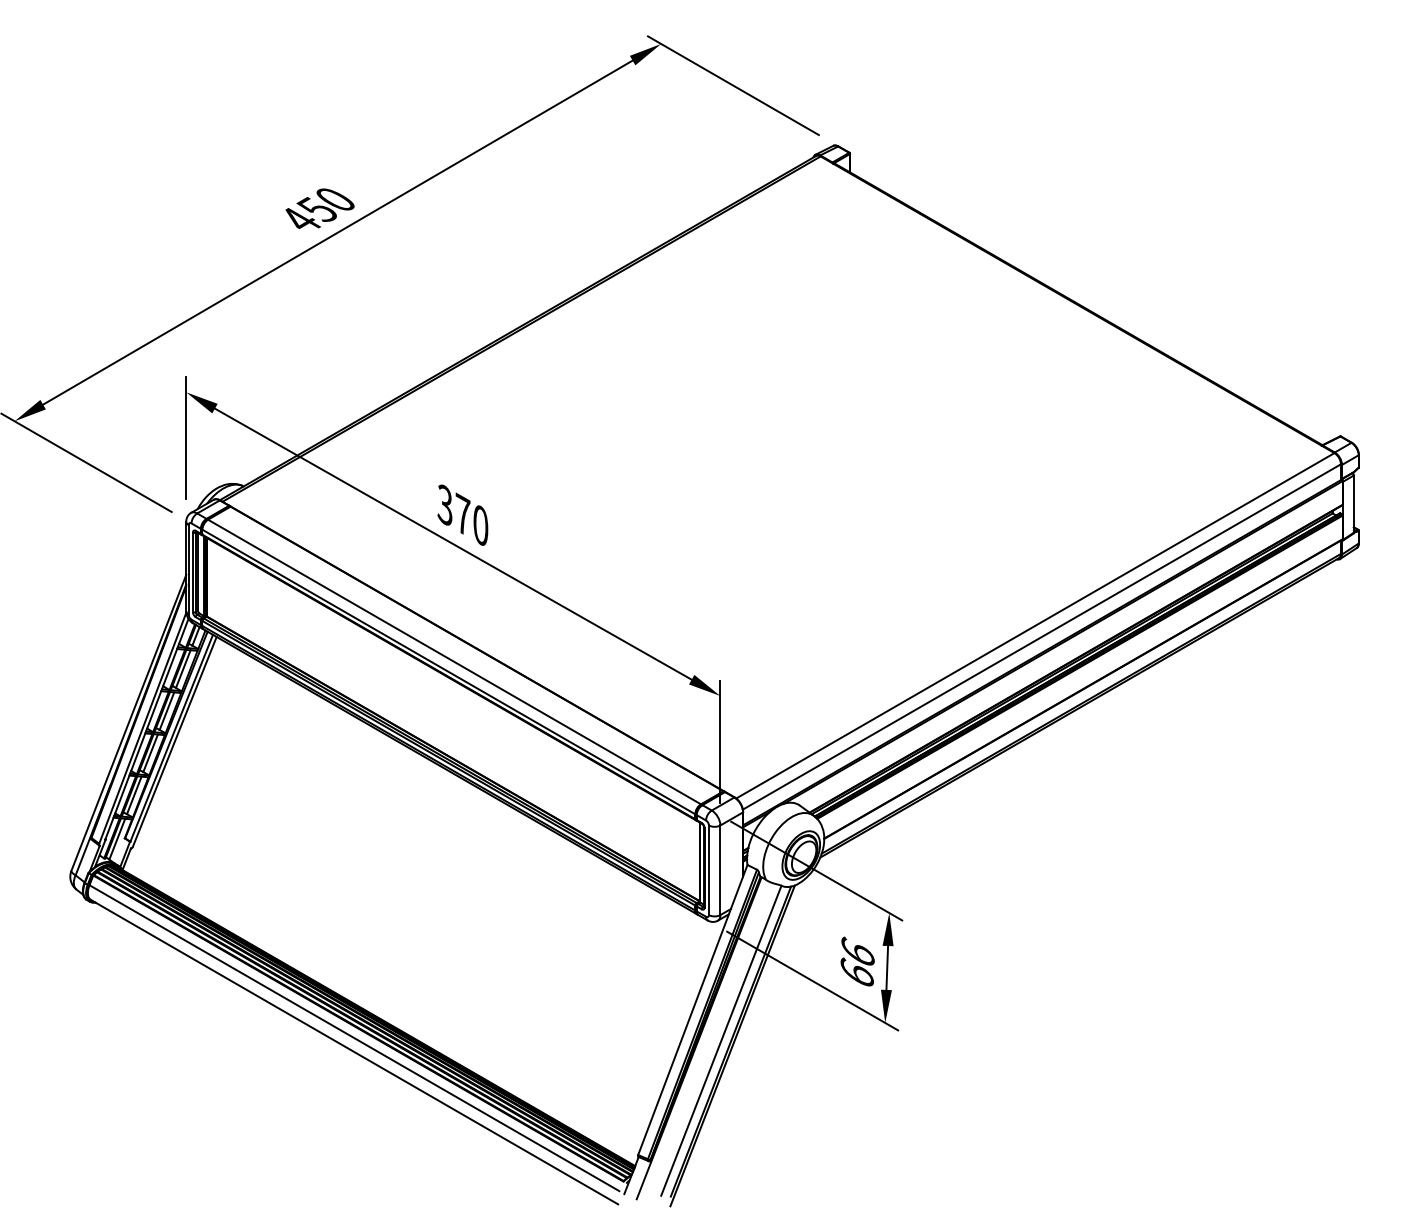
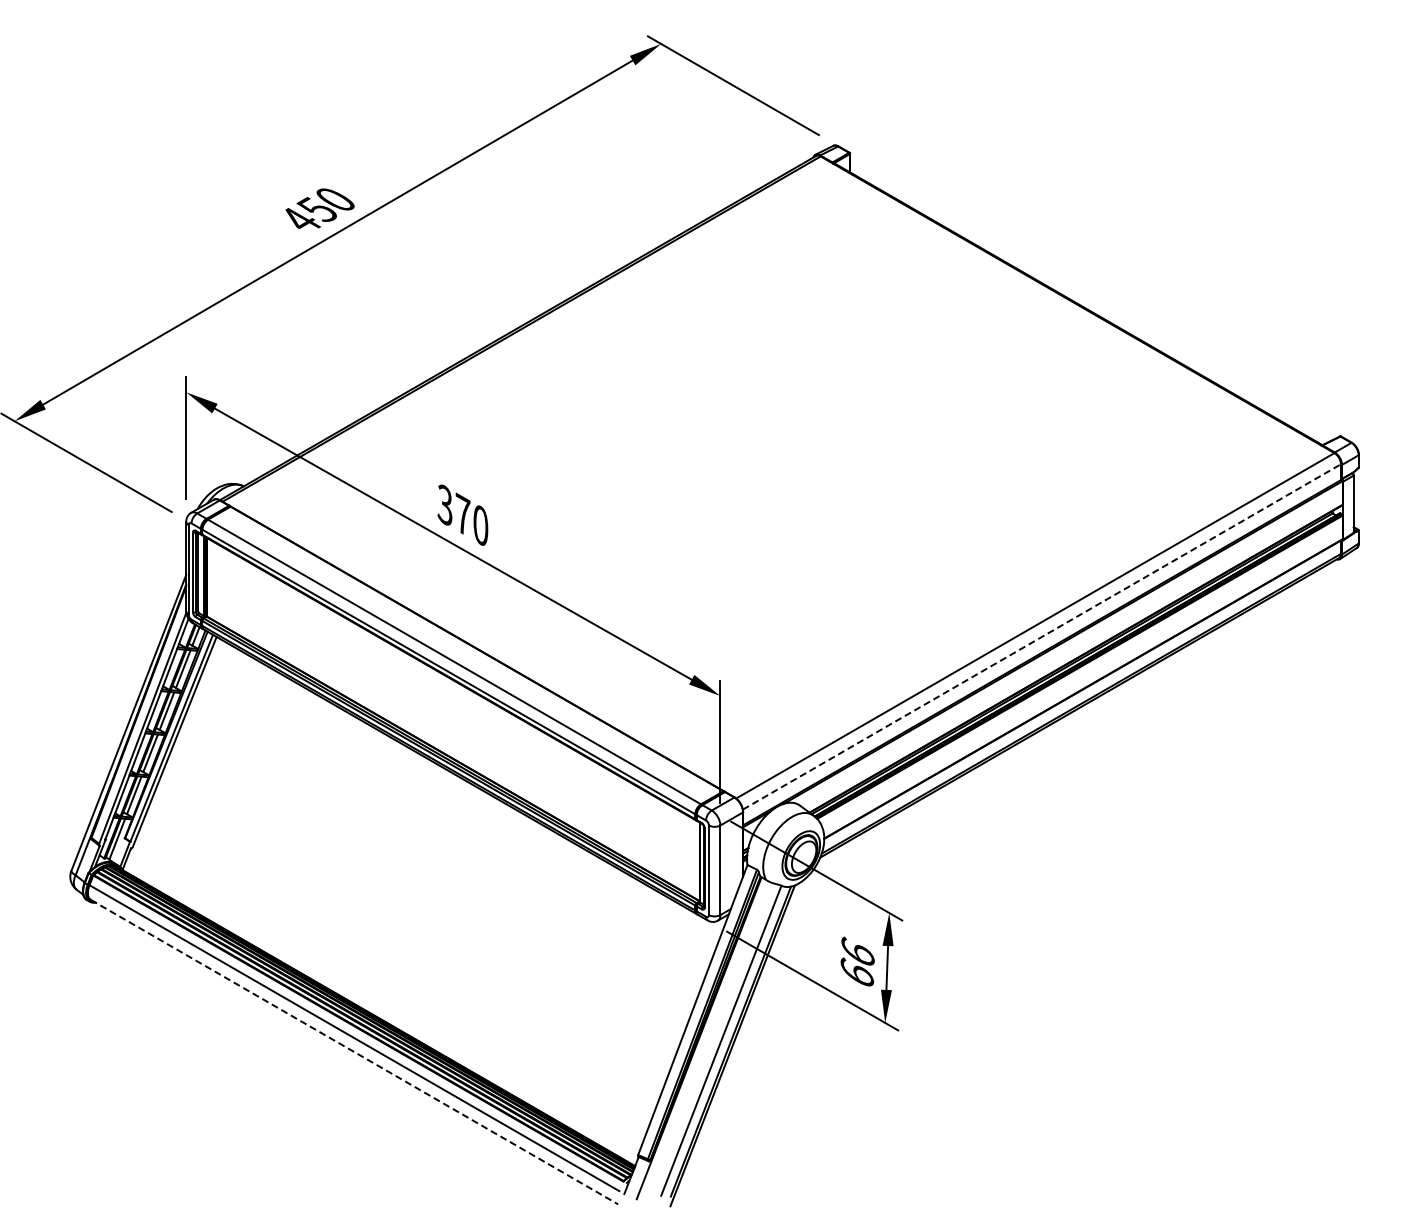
line: solid -> dashed (1042, 636)
line: solid -> dashed (354, 1052)
